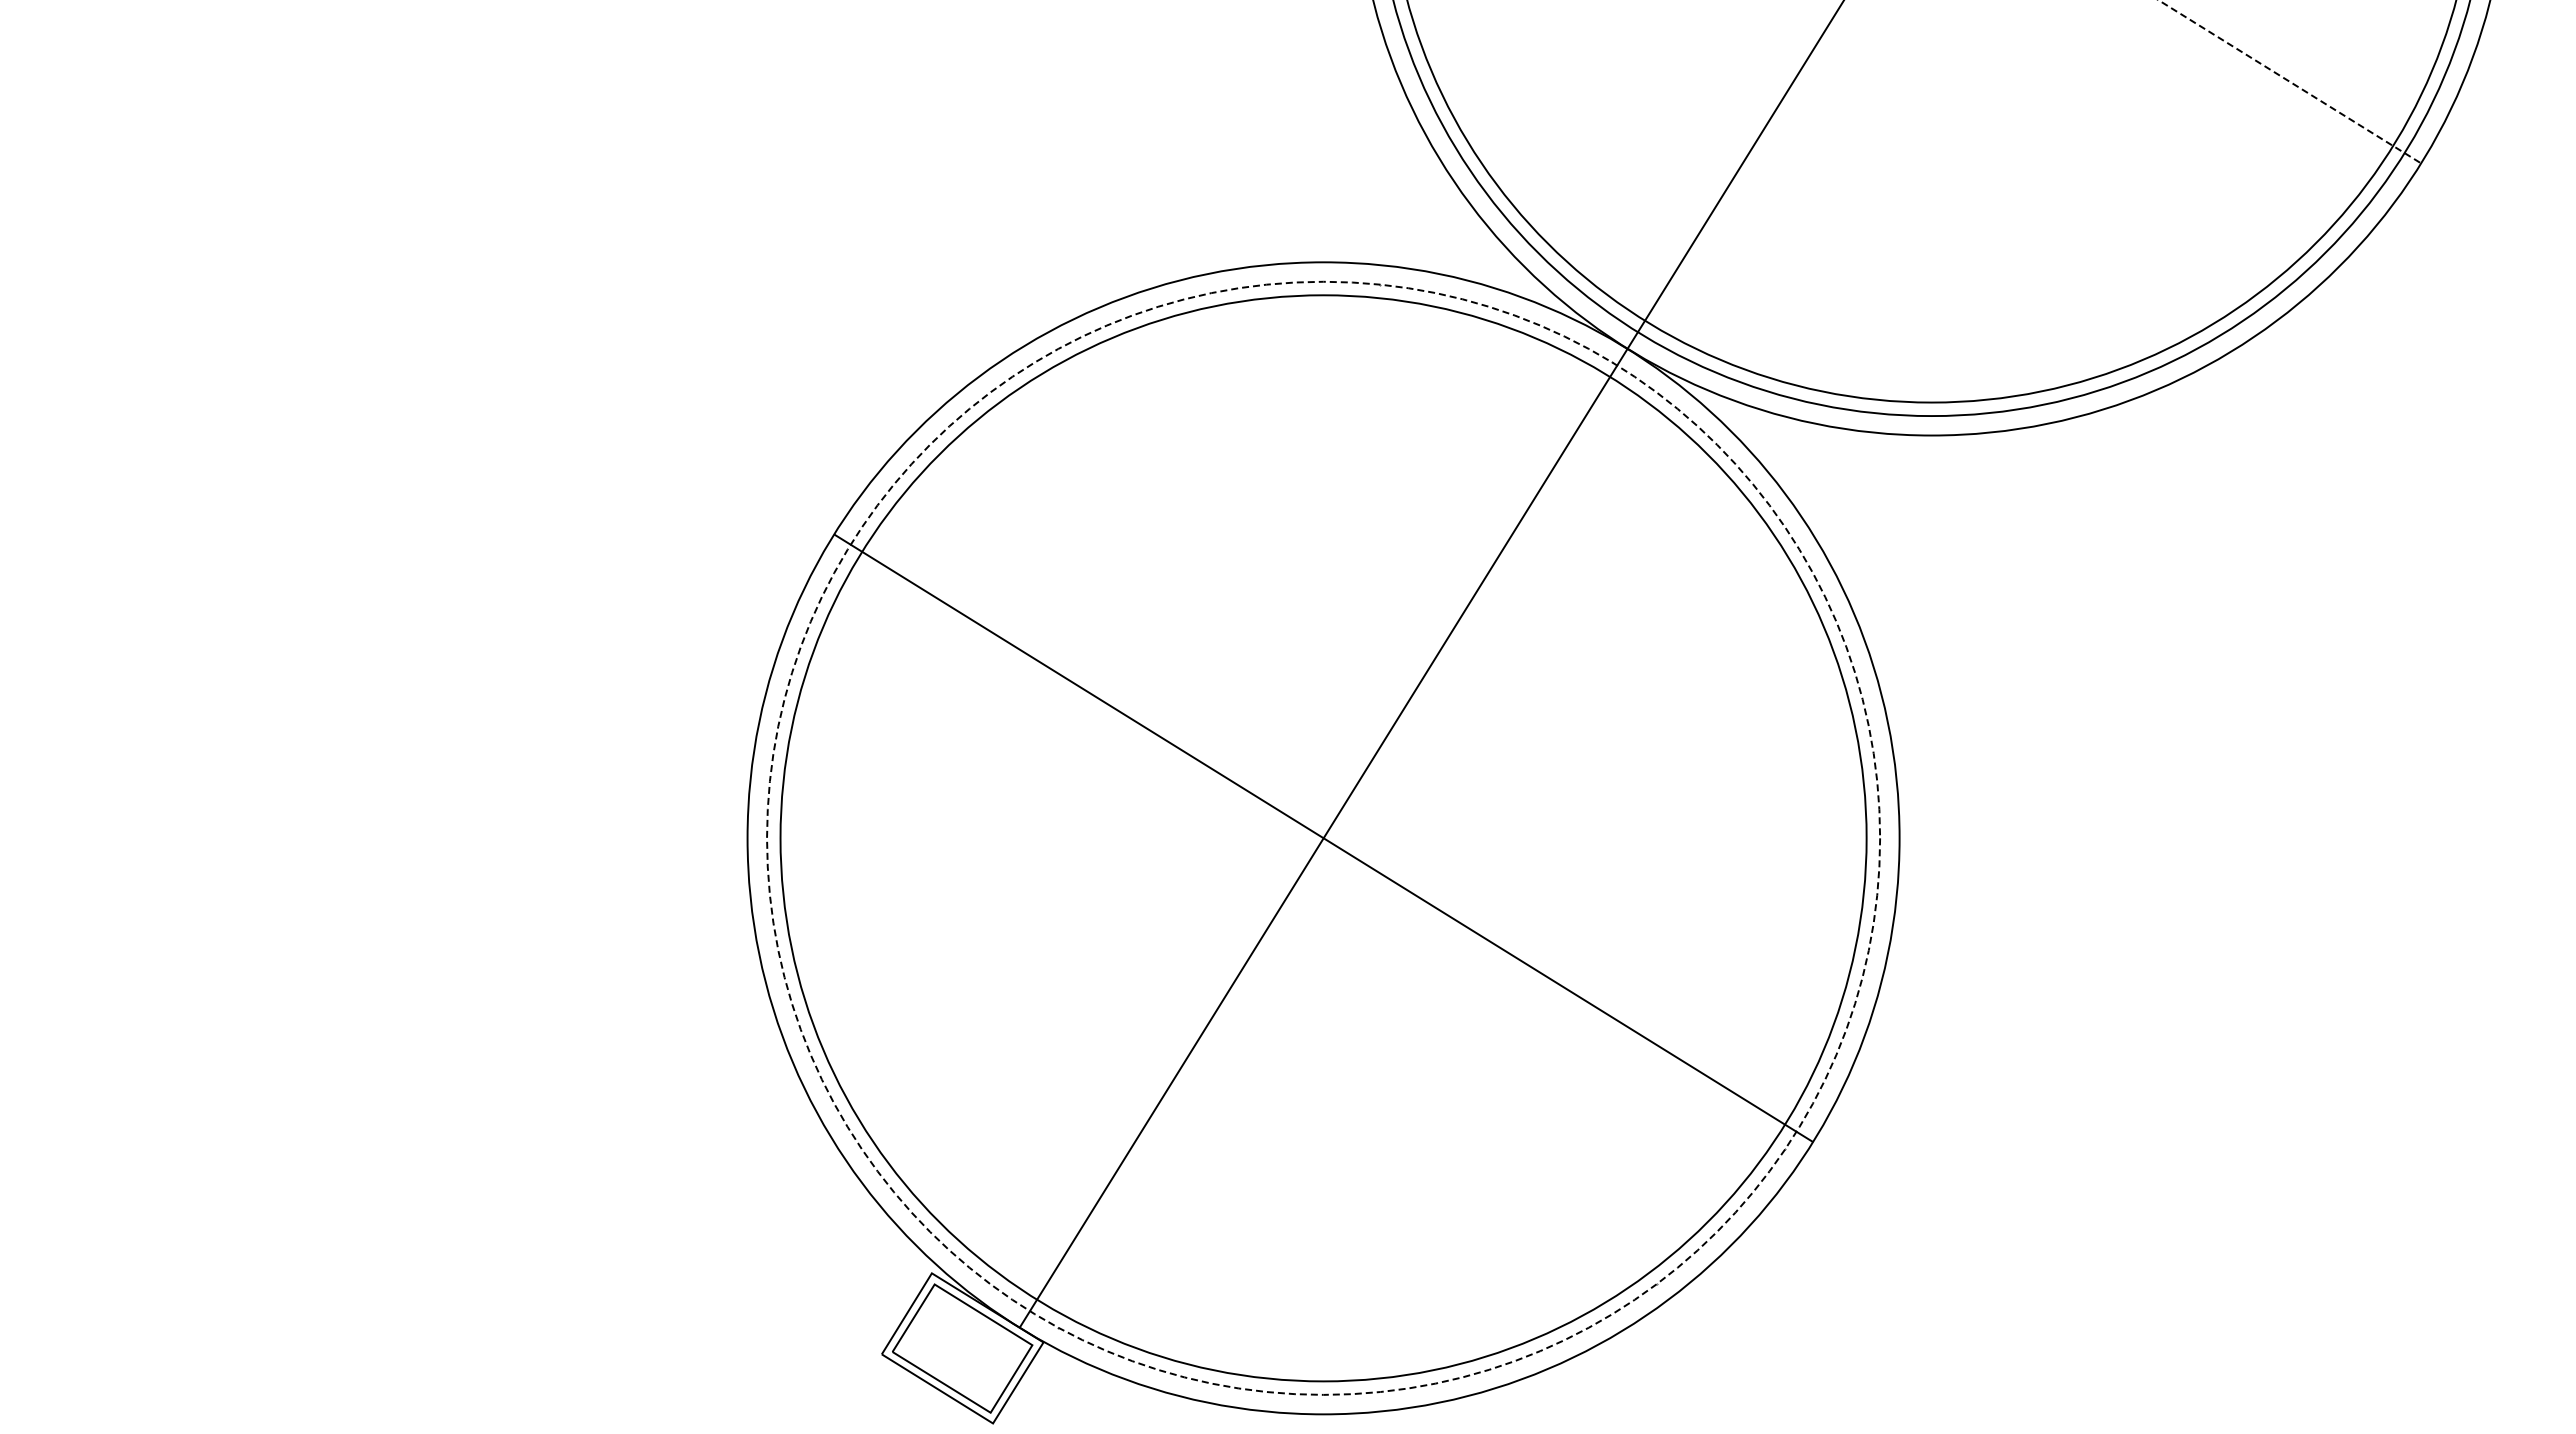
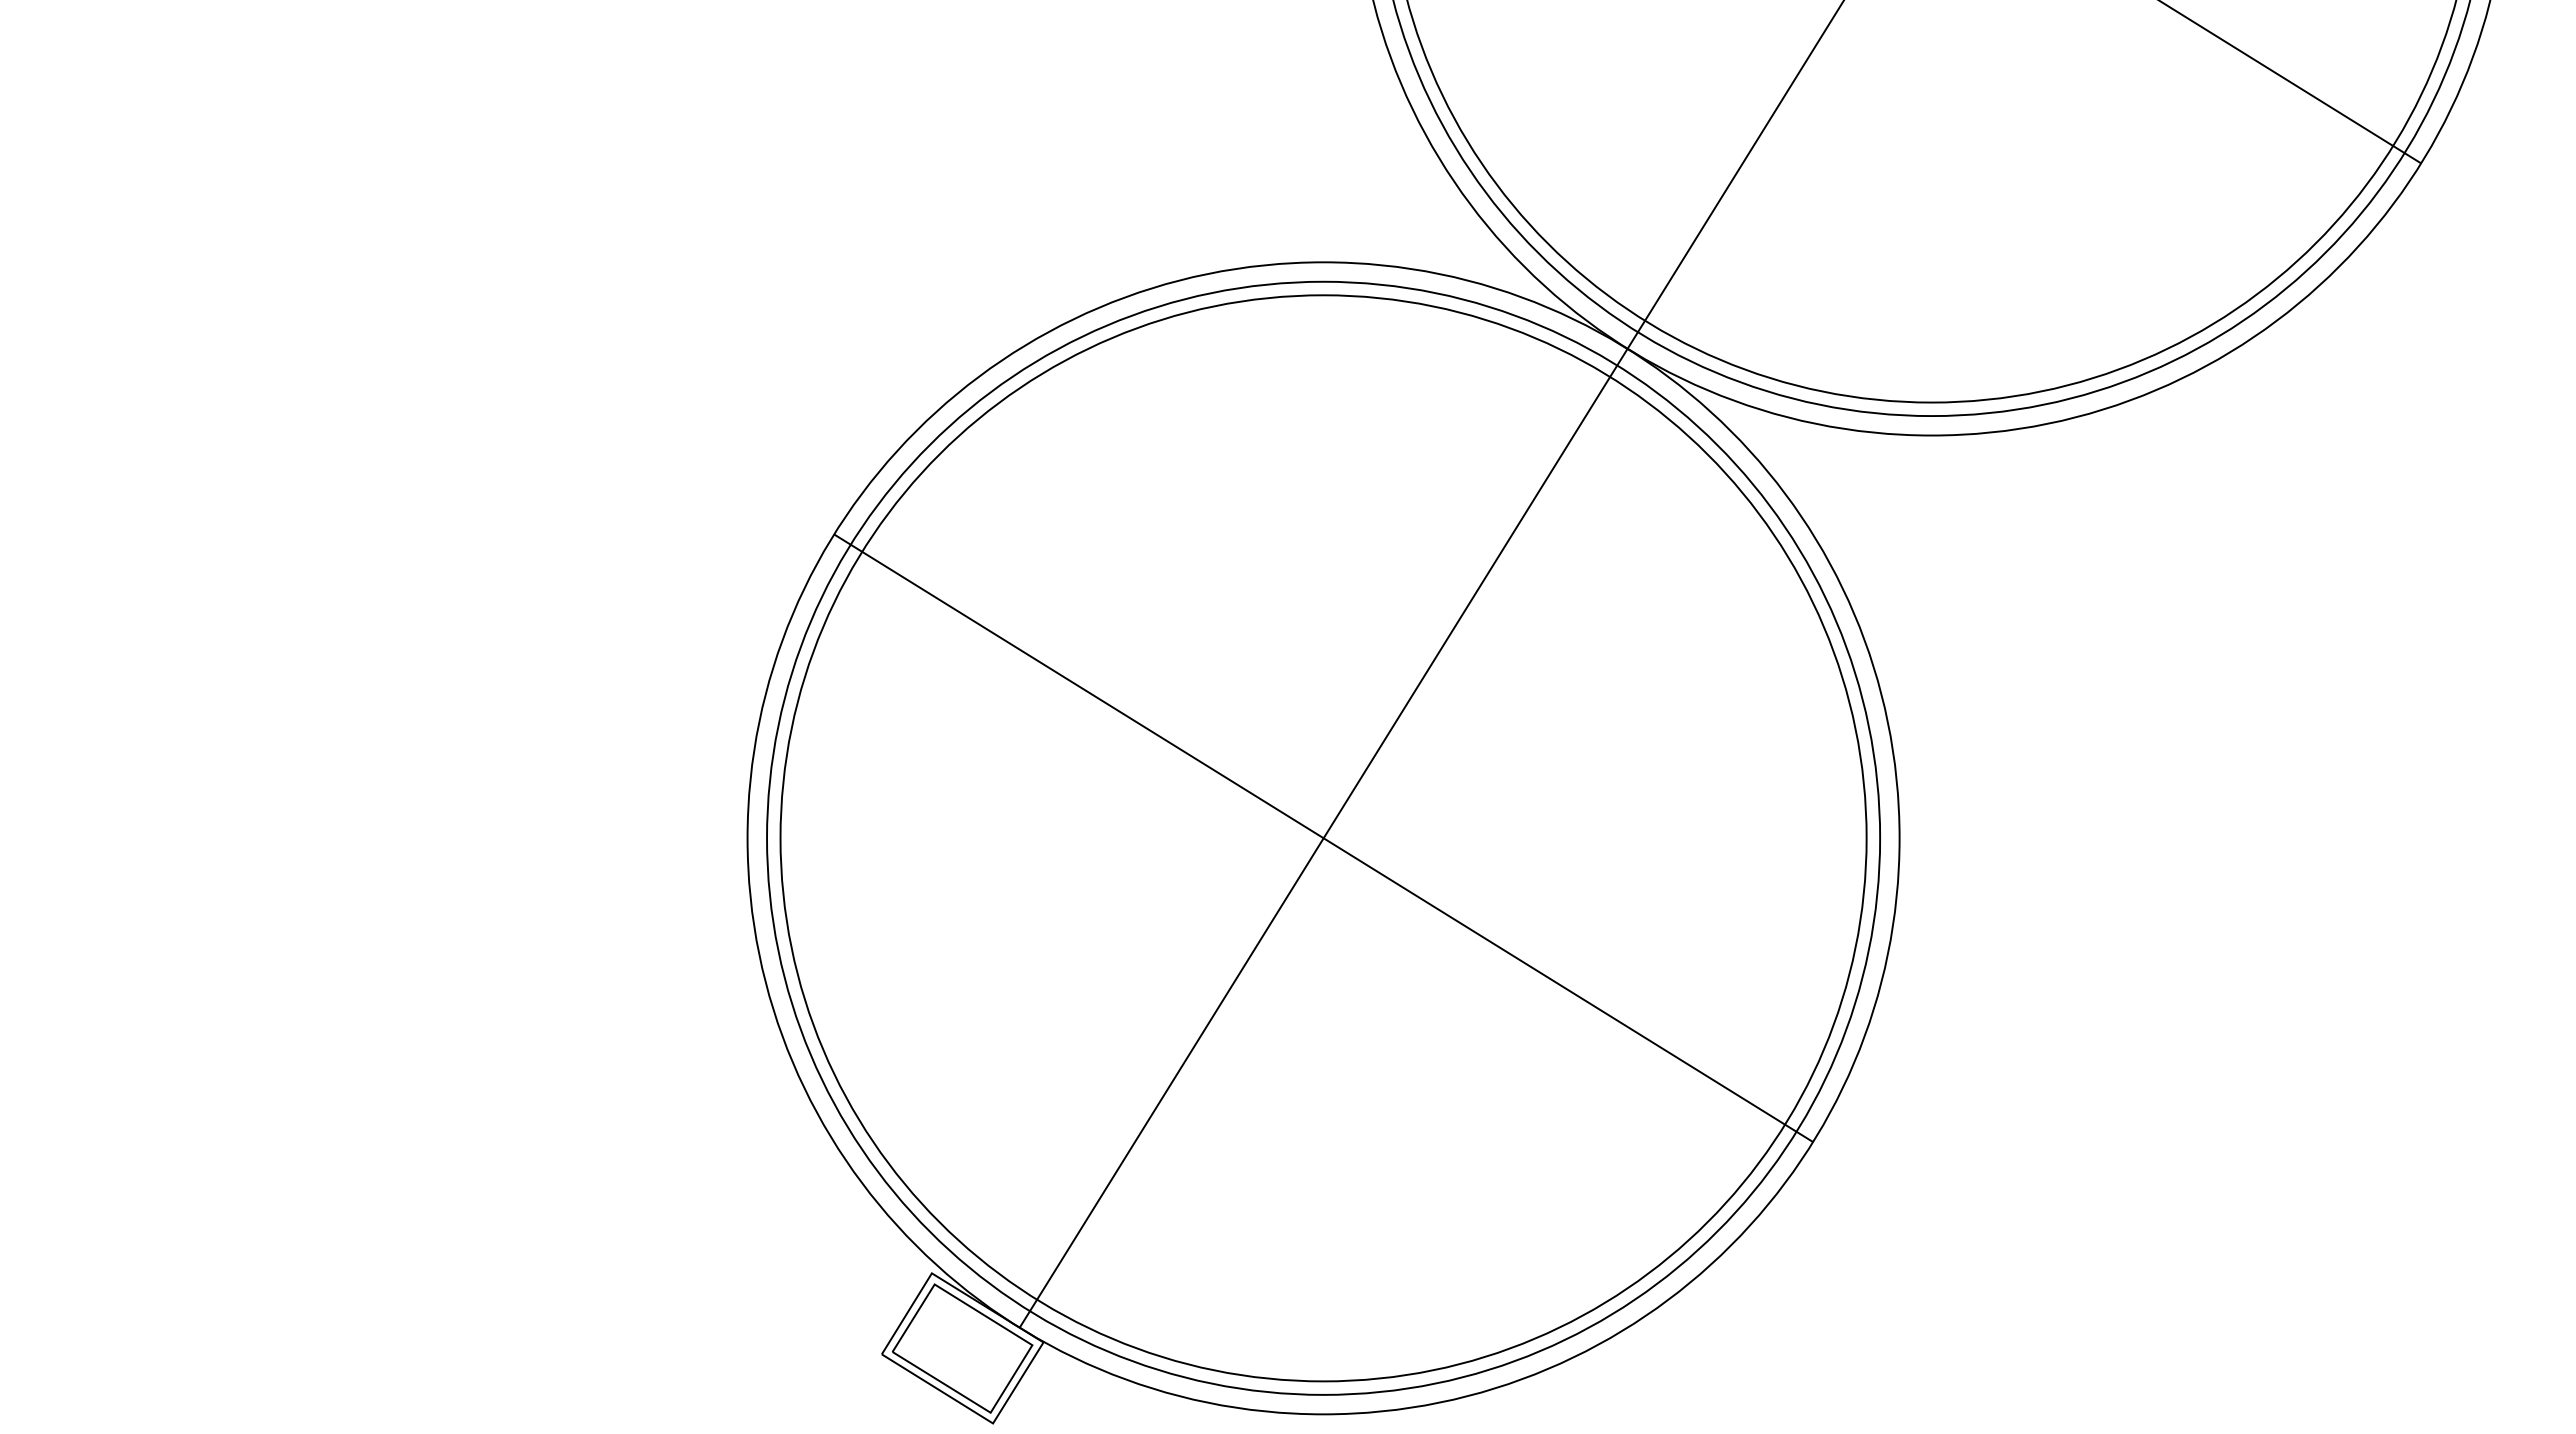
line: dashed -> solid (2290, 82)
circle: dashed -> solid (1323, 837)
